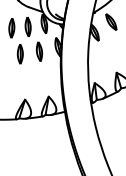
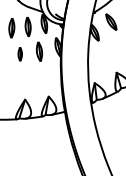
part size: 8x21 px -> 6x15 px (19, 54)
